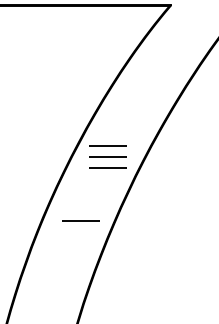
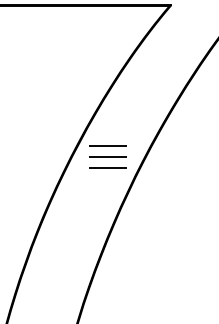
line: present -> none (80, 220)
